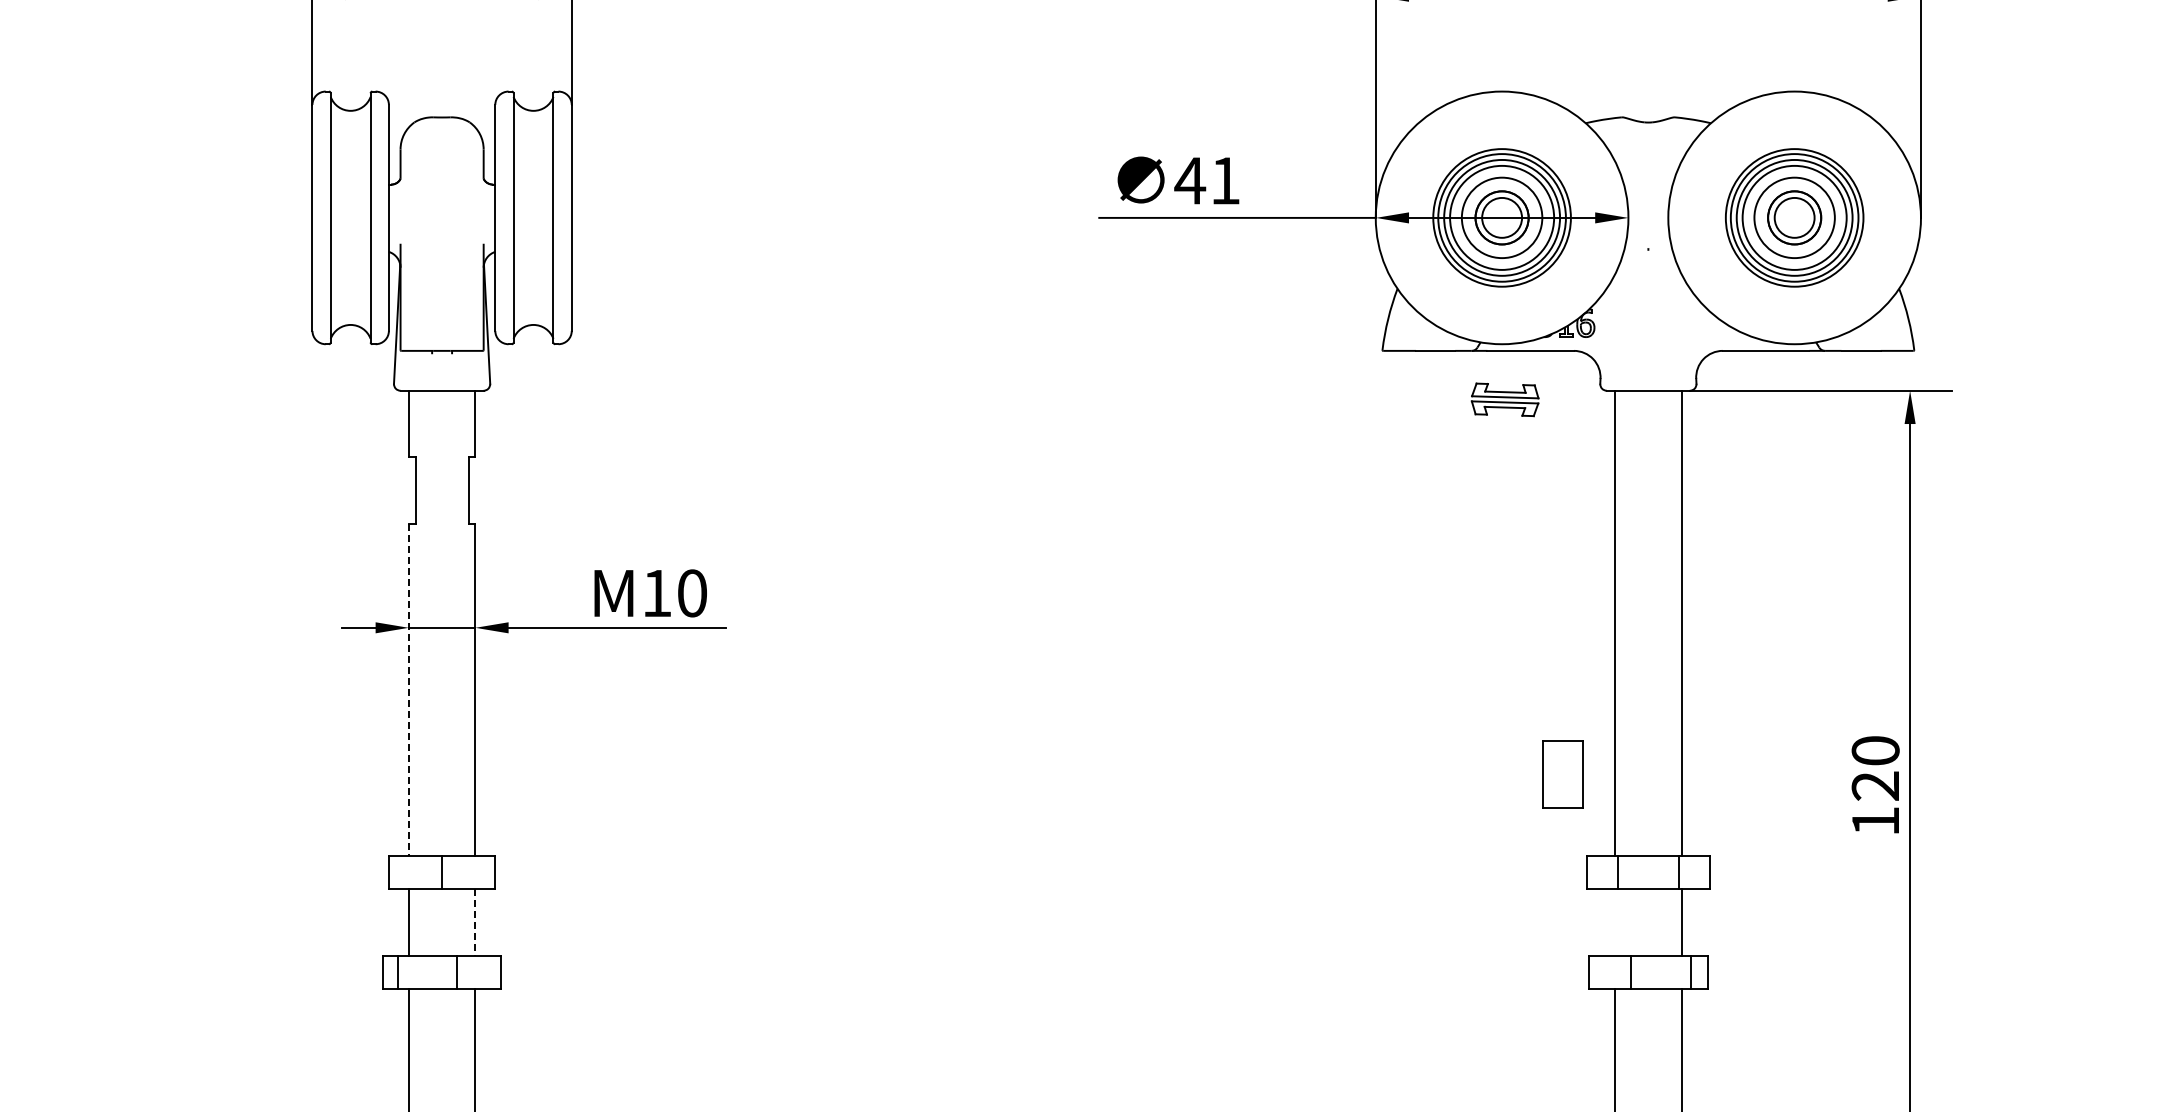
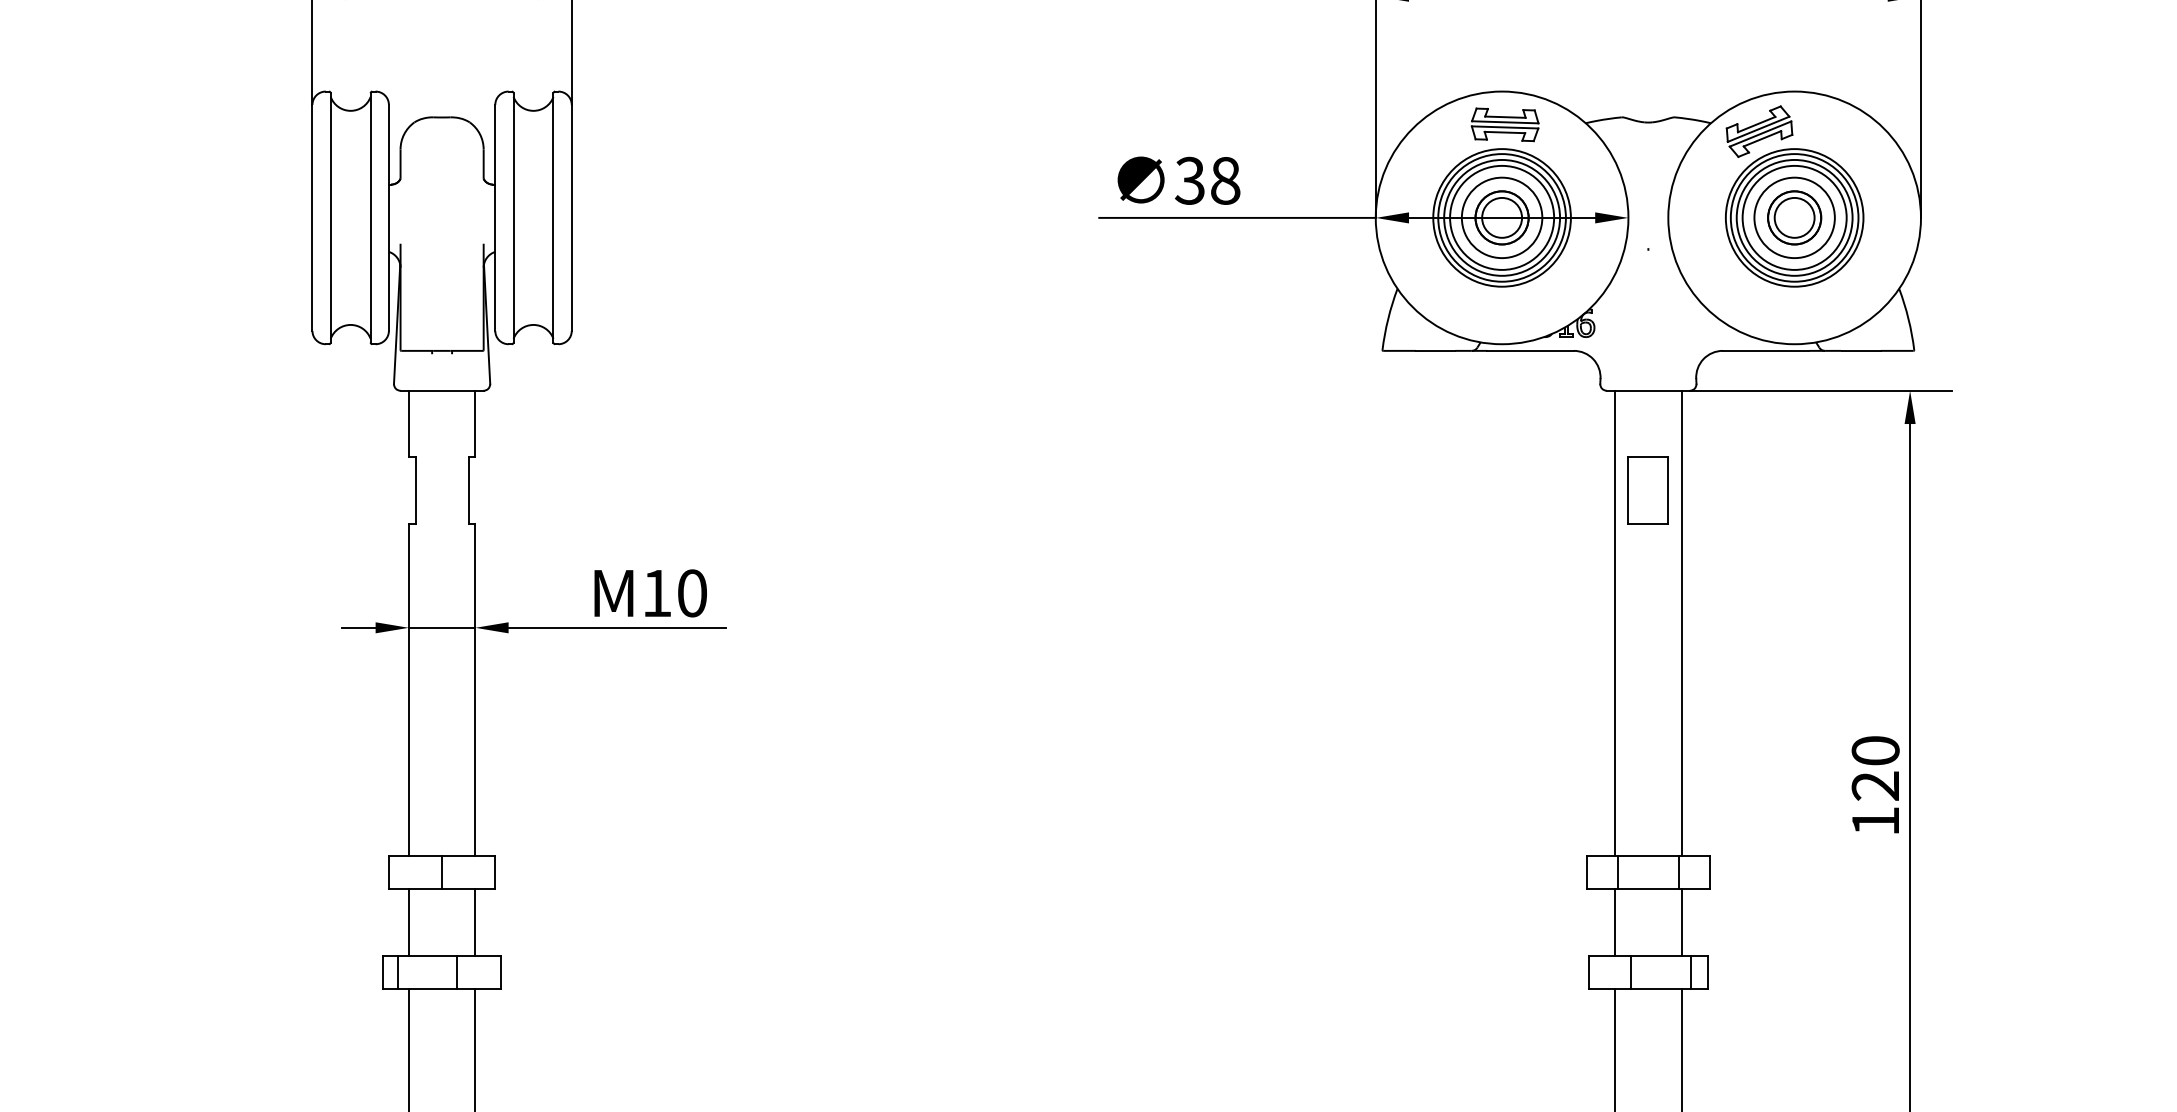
part: none -> present (1759, 131)
text: 41 -> 38 (1207, 180)
part position: (1504, 399) -> (1504, 124) (1504, 124)
line: dashed -> solid (408, 690)
part position: (1562, 774) -> (1647, 490) (1647, 490)
line: none -> present (1615, 922)
line: dashed -> solid (475, 923)
